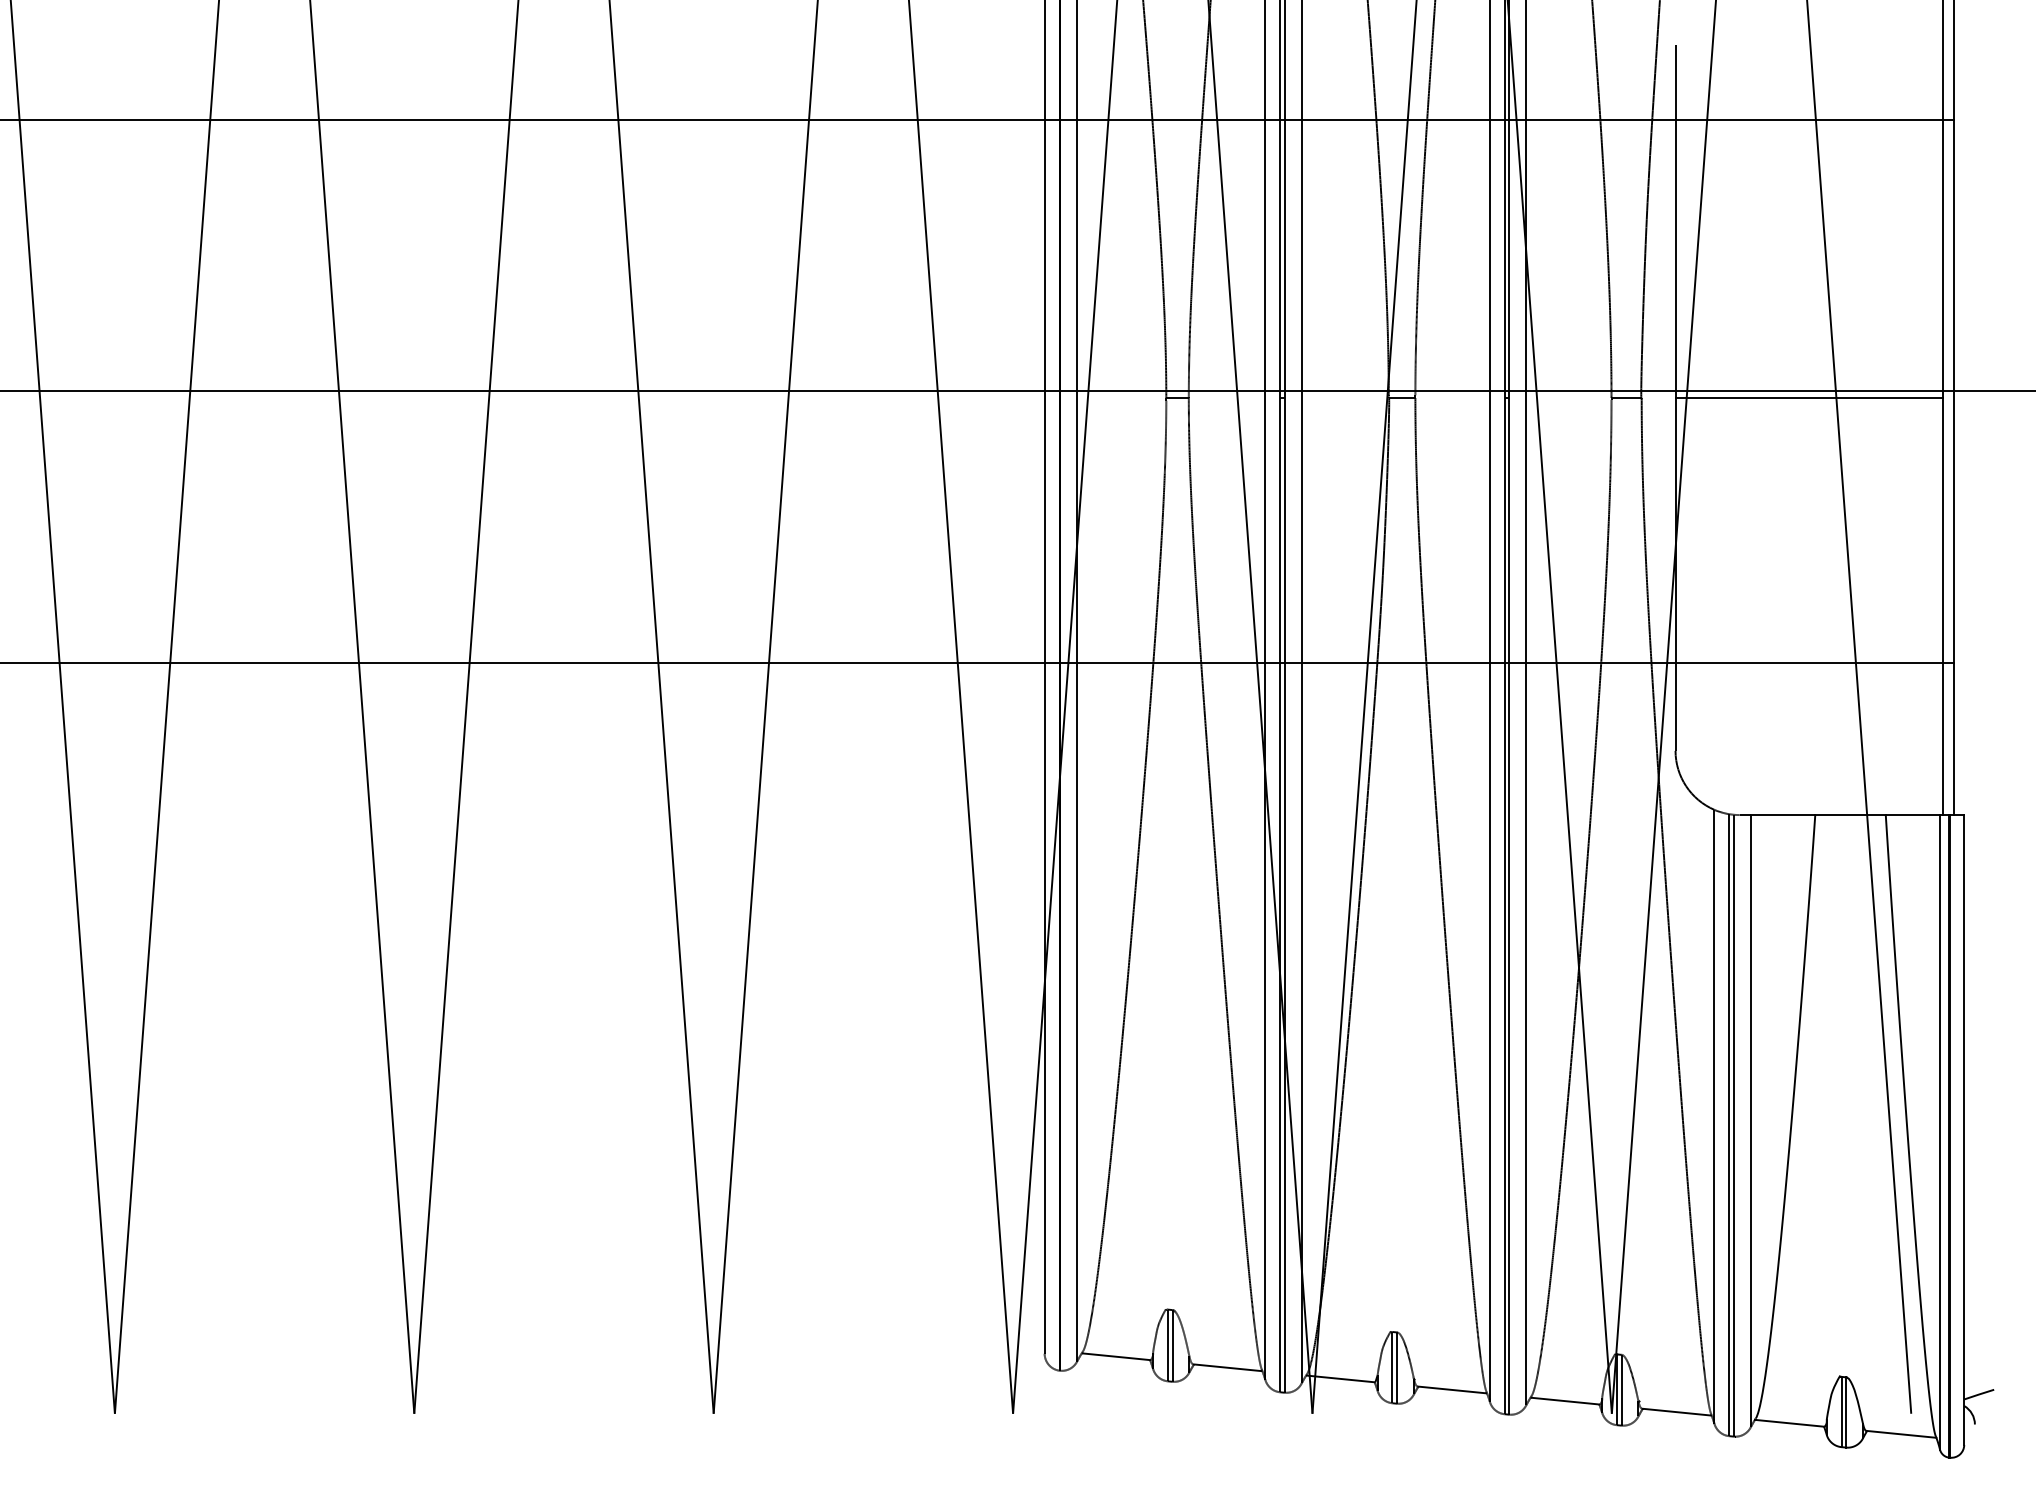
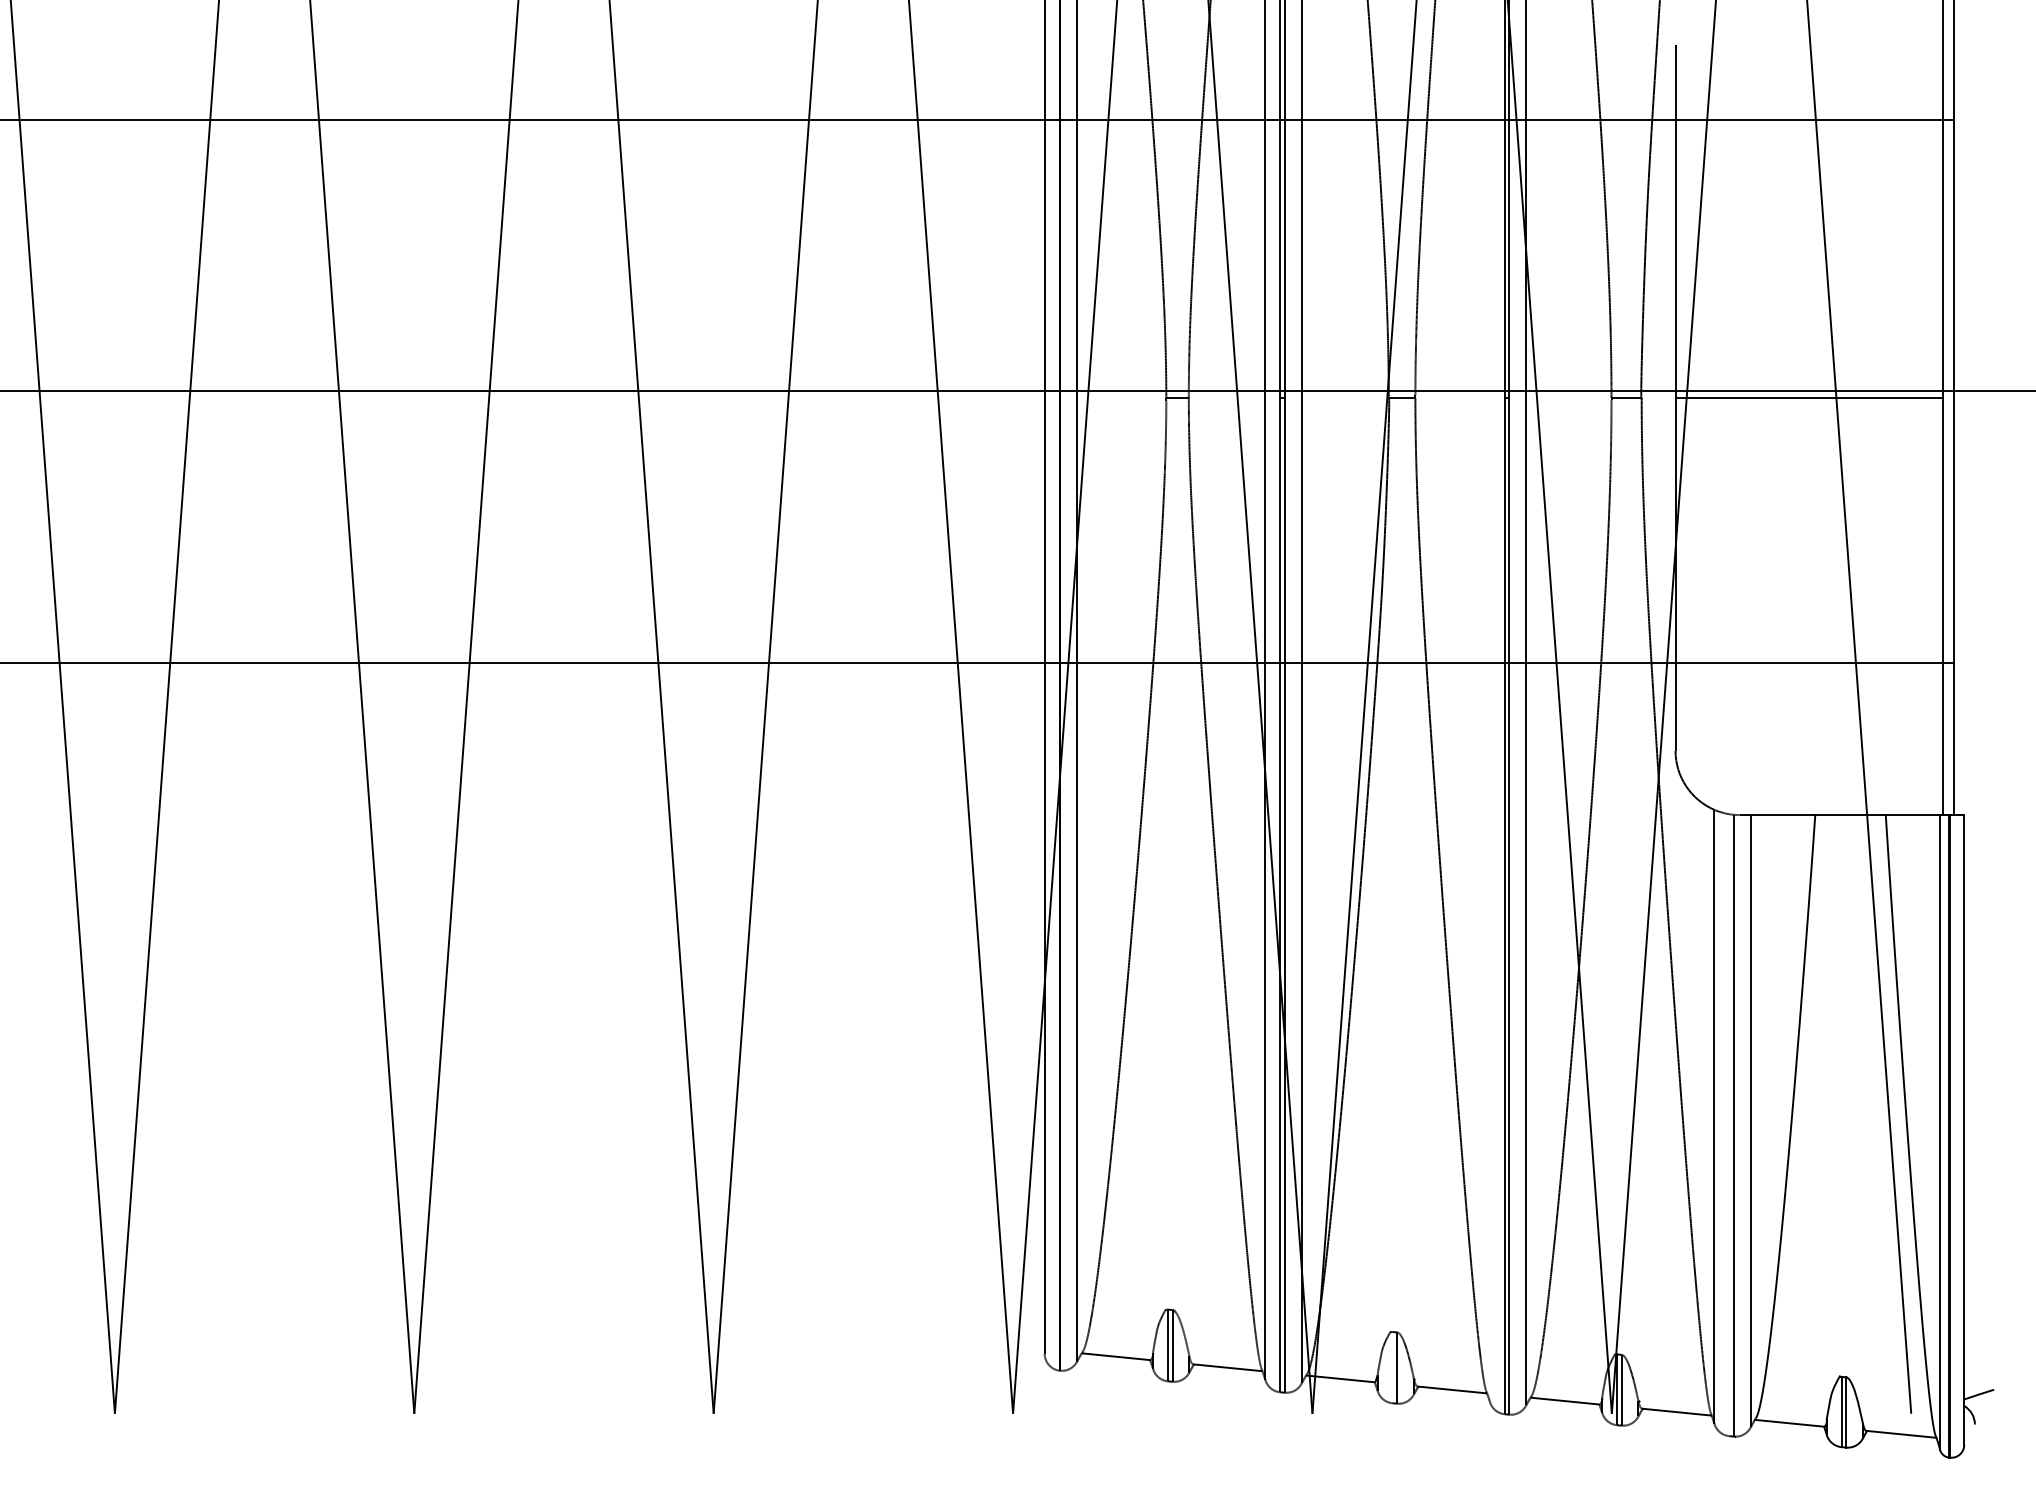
line: present -> none (1489, 701)
line: present -> none (1729, 1125)
line: present -> none (1392, 1367)
